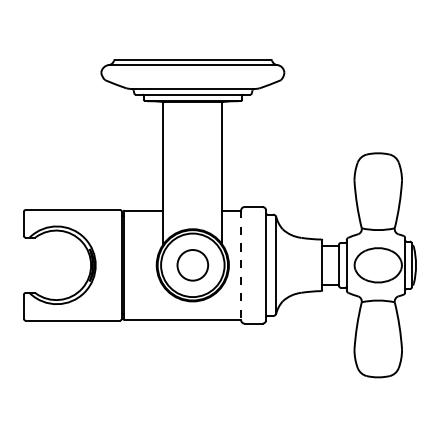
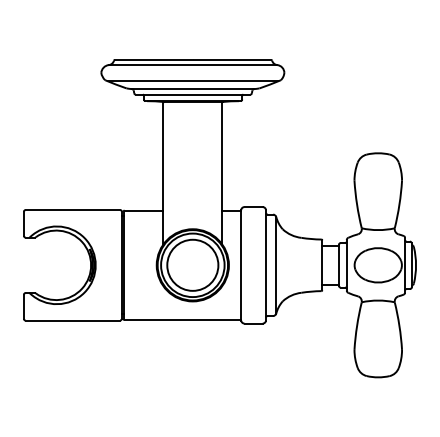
line: none -> present (192, 81)
circle diameter: 31 px -> 51 px (192, 264)
line: dashed -> solid (241, 265)
